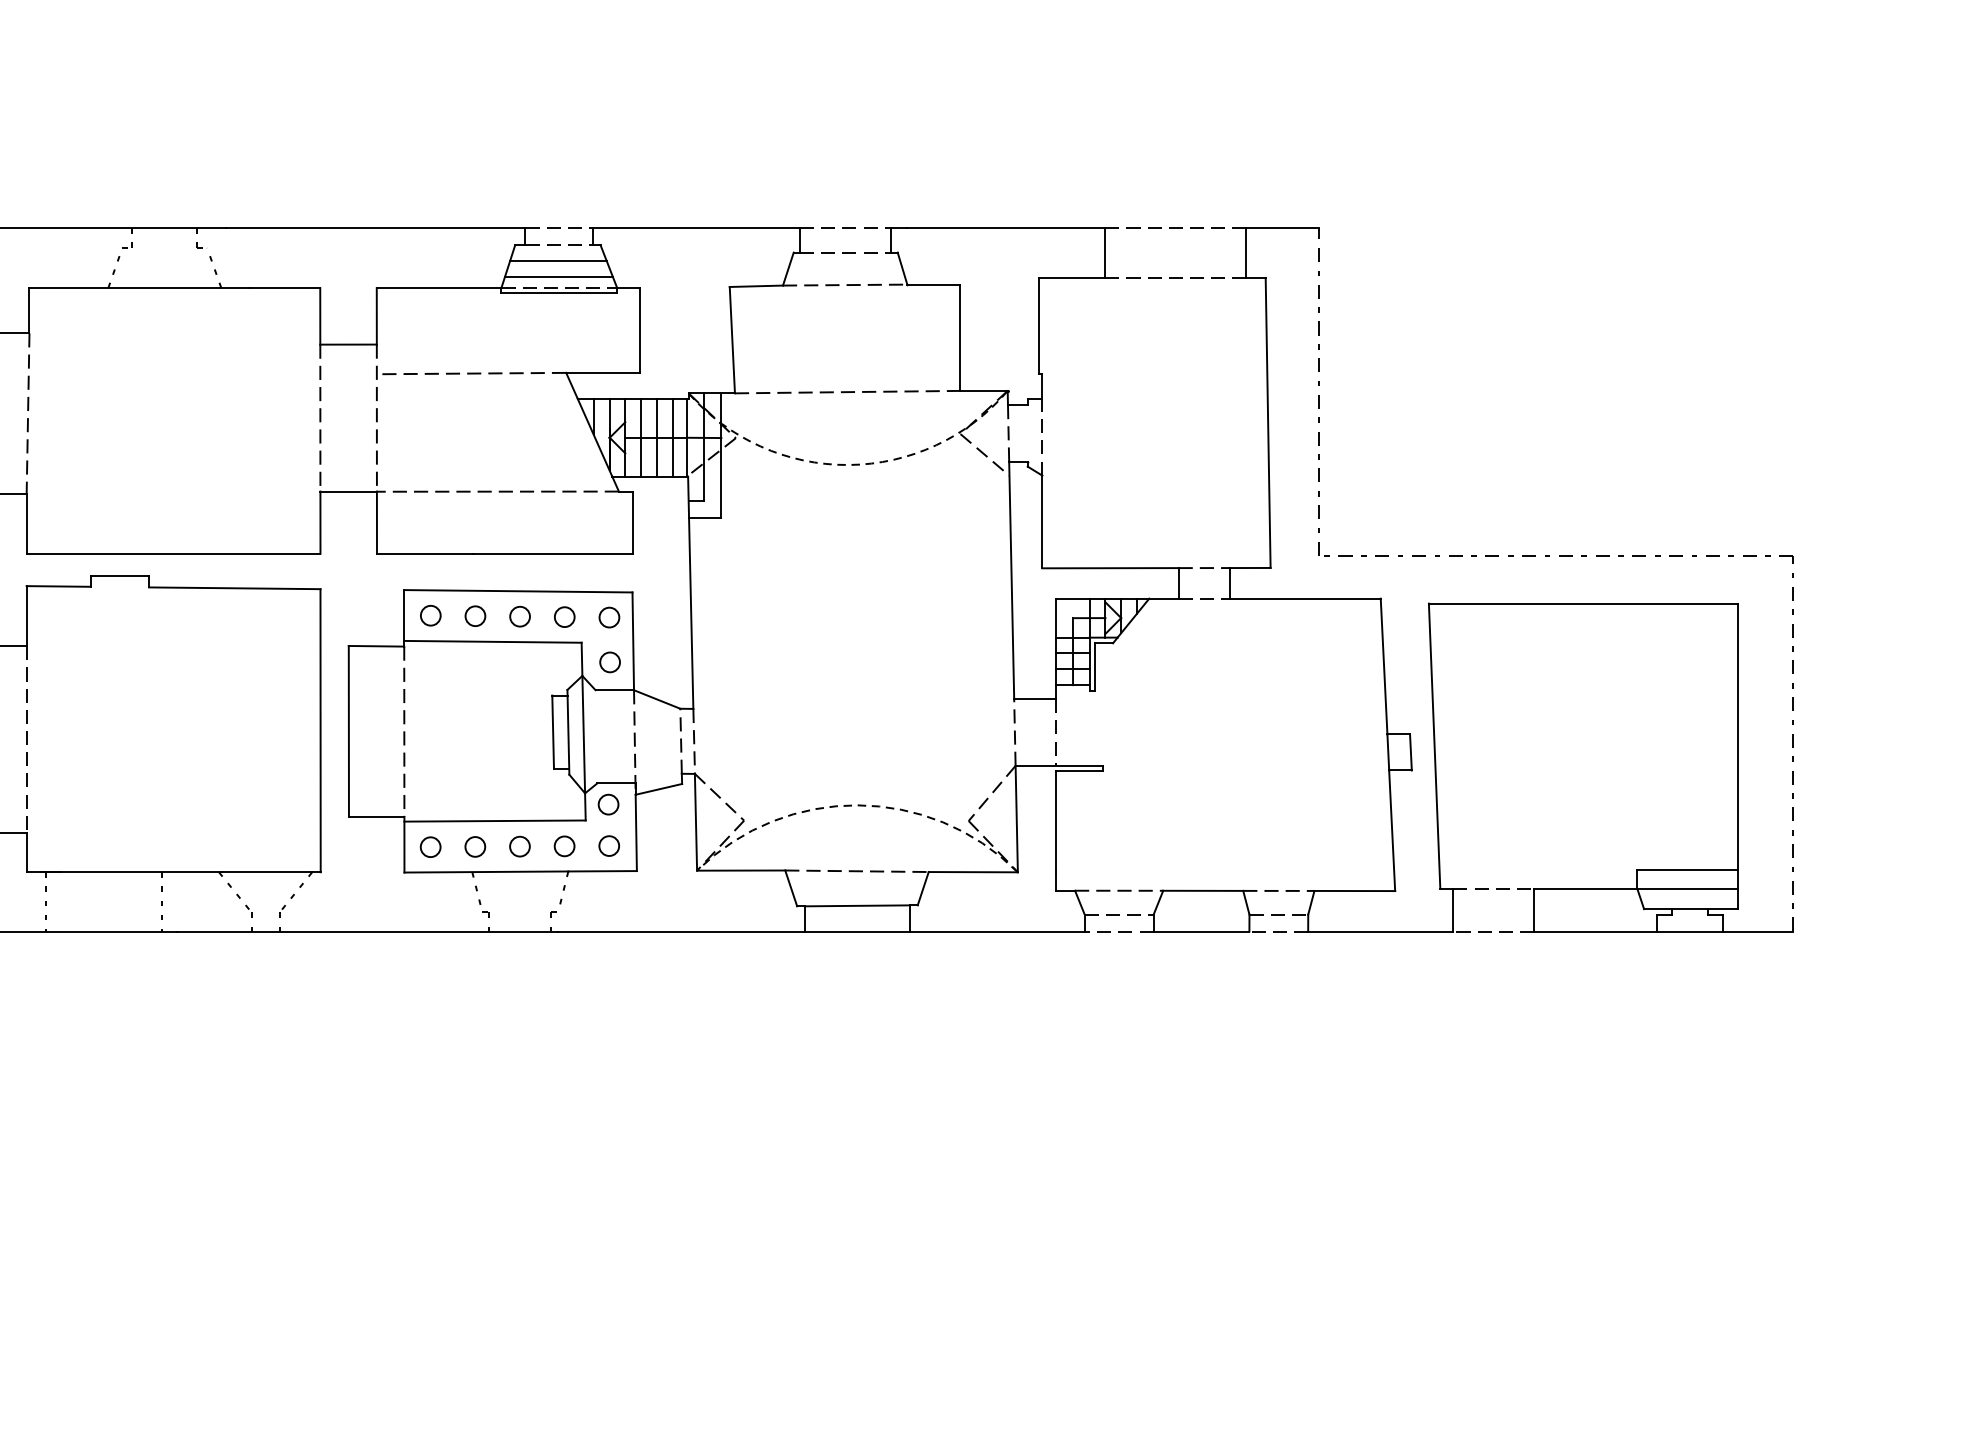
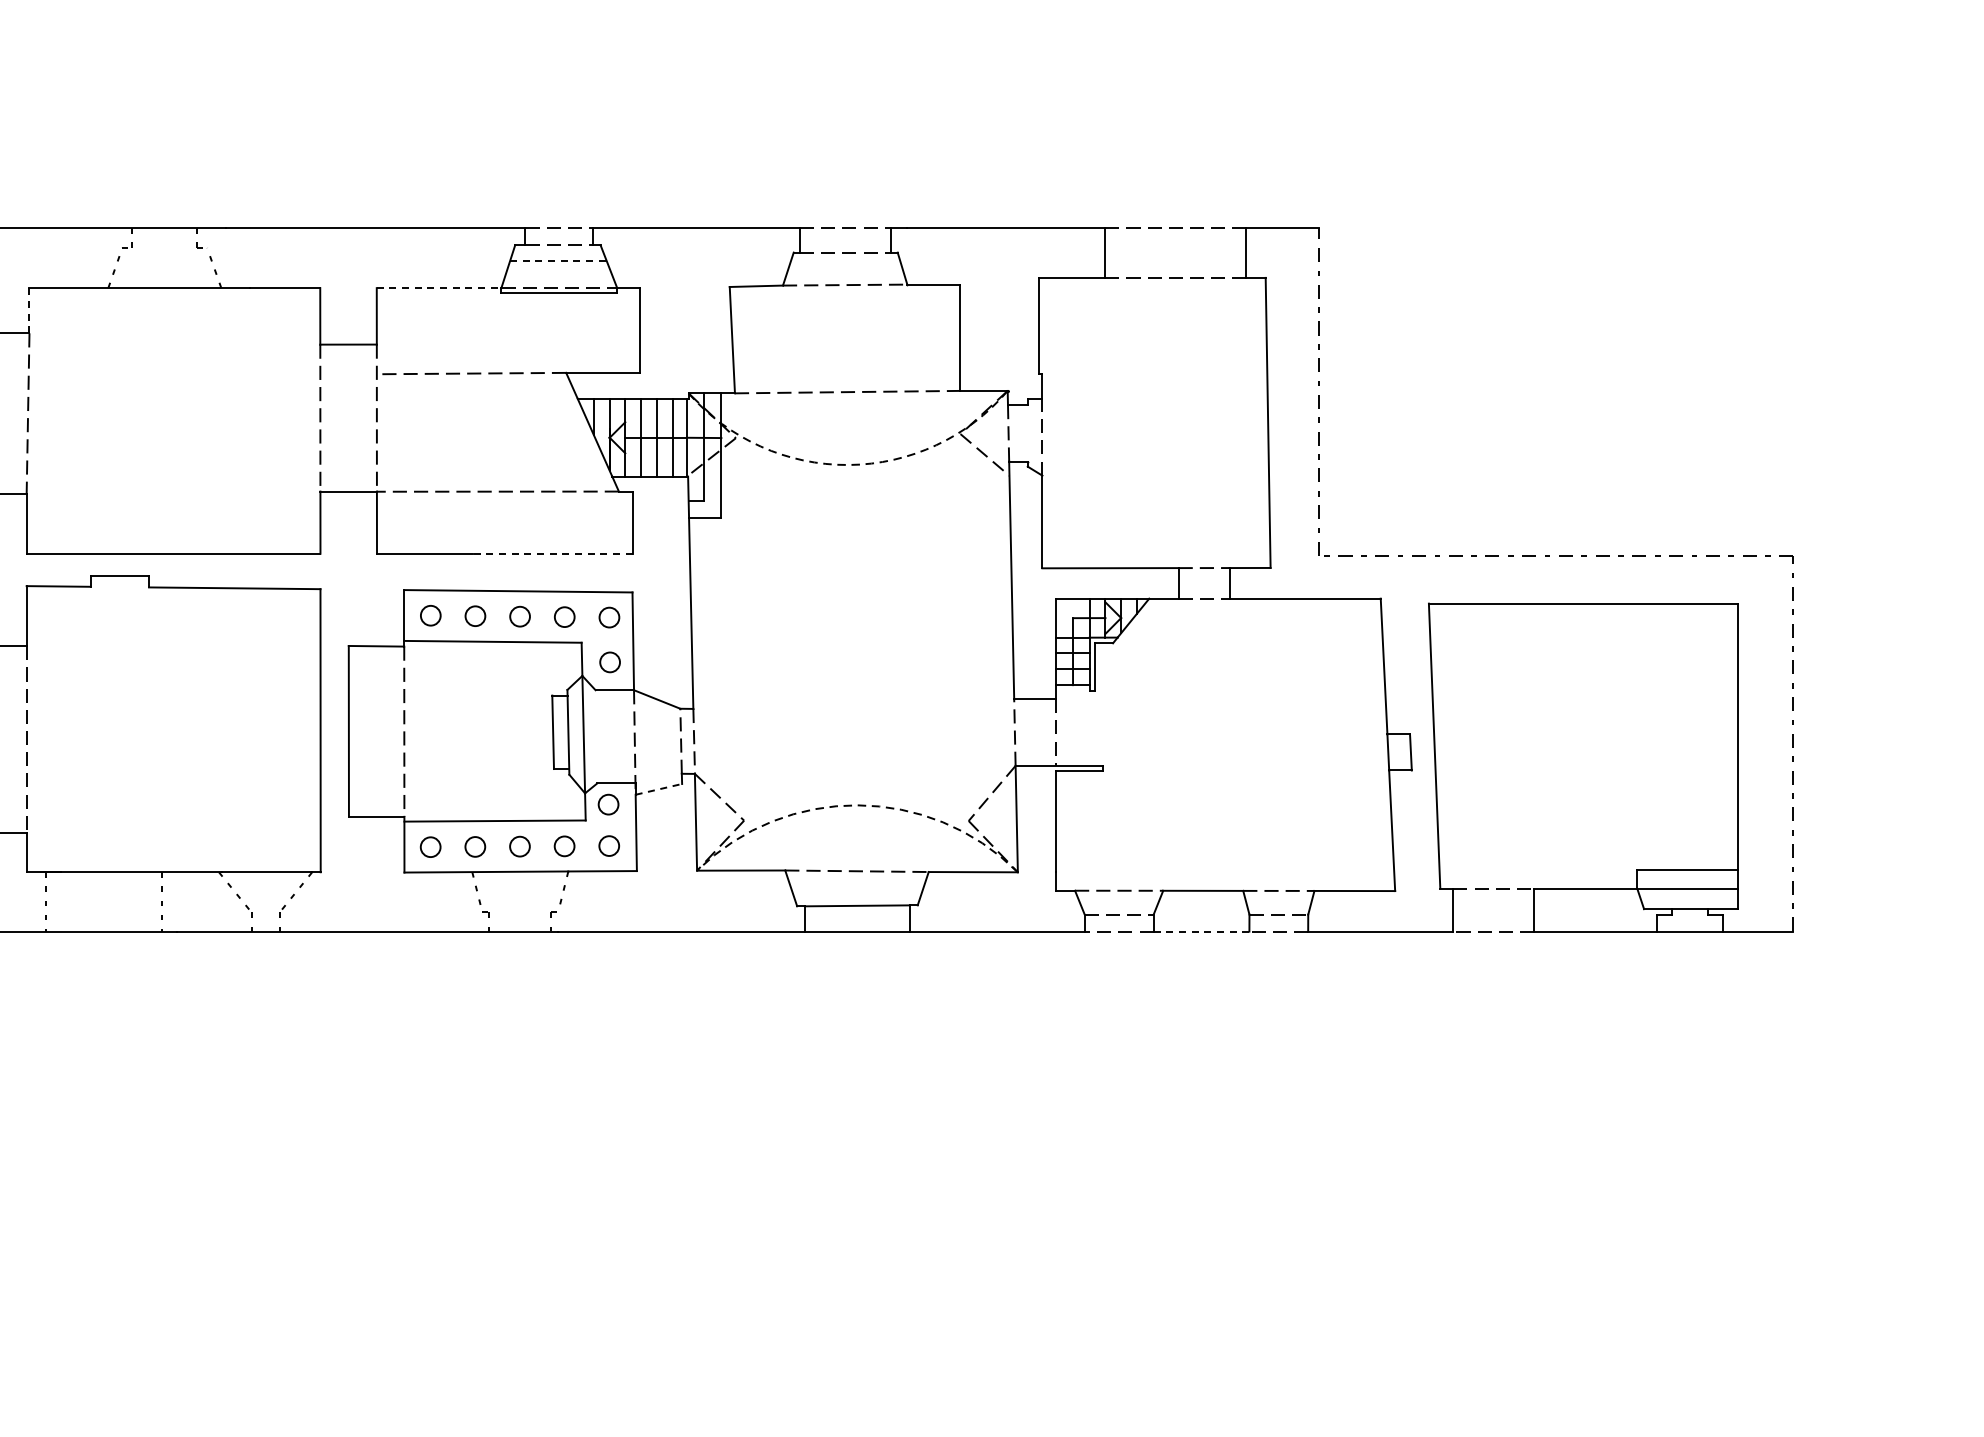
line: solid -> dashed (558, 261)
line: present -> none (558, 276)
line: solid -> dashed (439, 288)
line: solid -> dashed (29, 310)
line: solid -> dashed (552, 553)
line: solid -> dashed (658, 789)
line: solid -> dashed (1201, 931)
